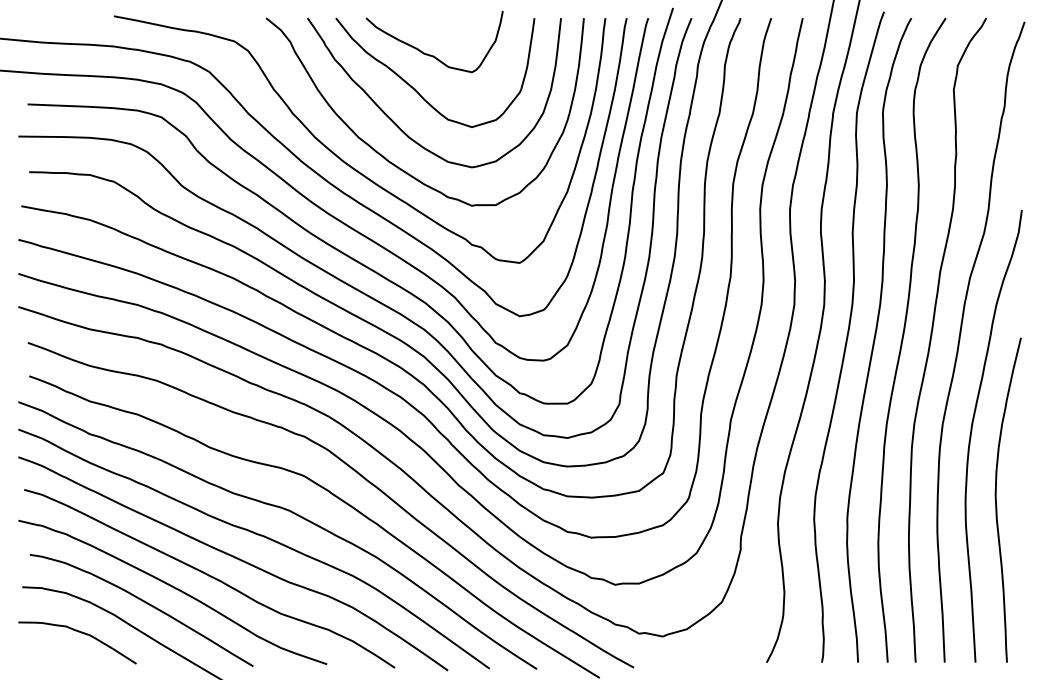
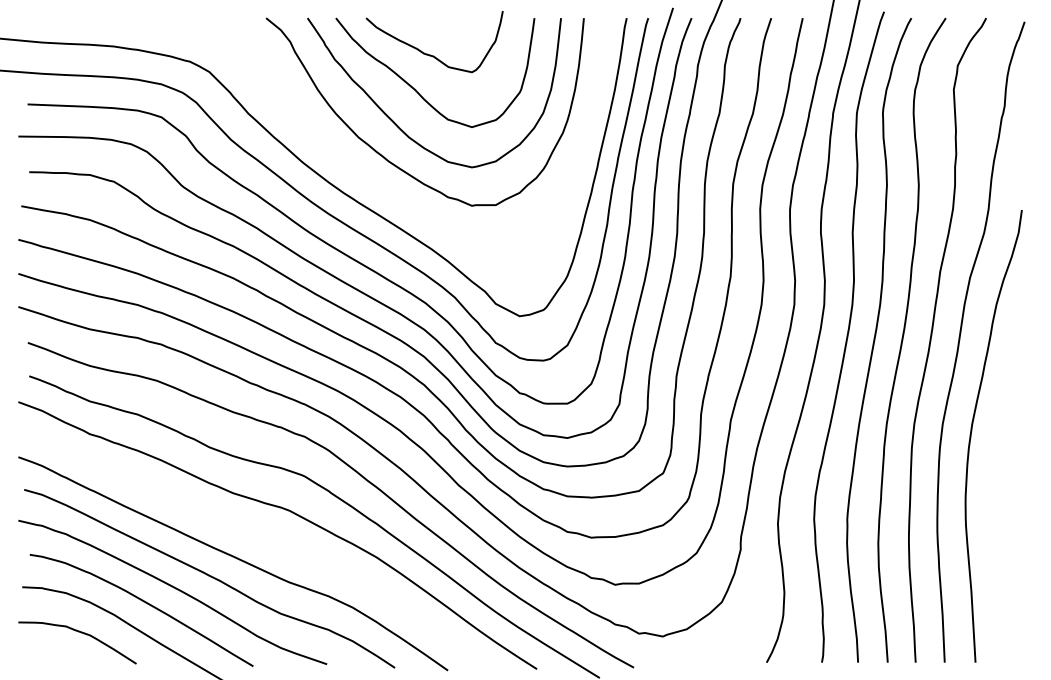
curve: present -> none (345, 161)
curve: present -> none (996, 499)
curve: present -> none (257, 535)
